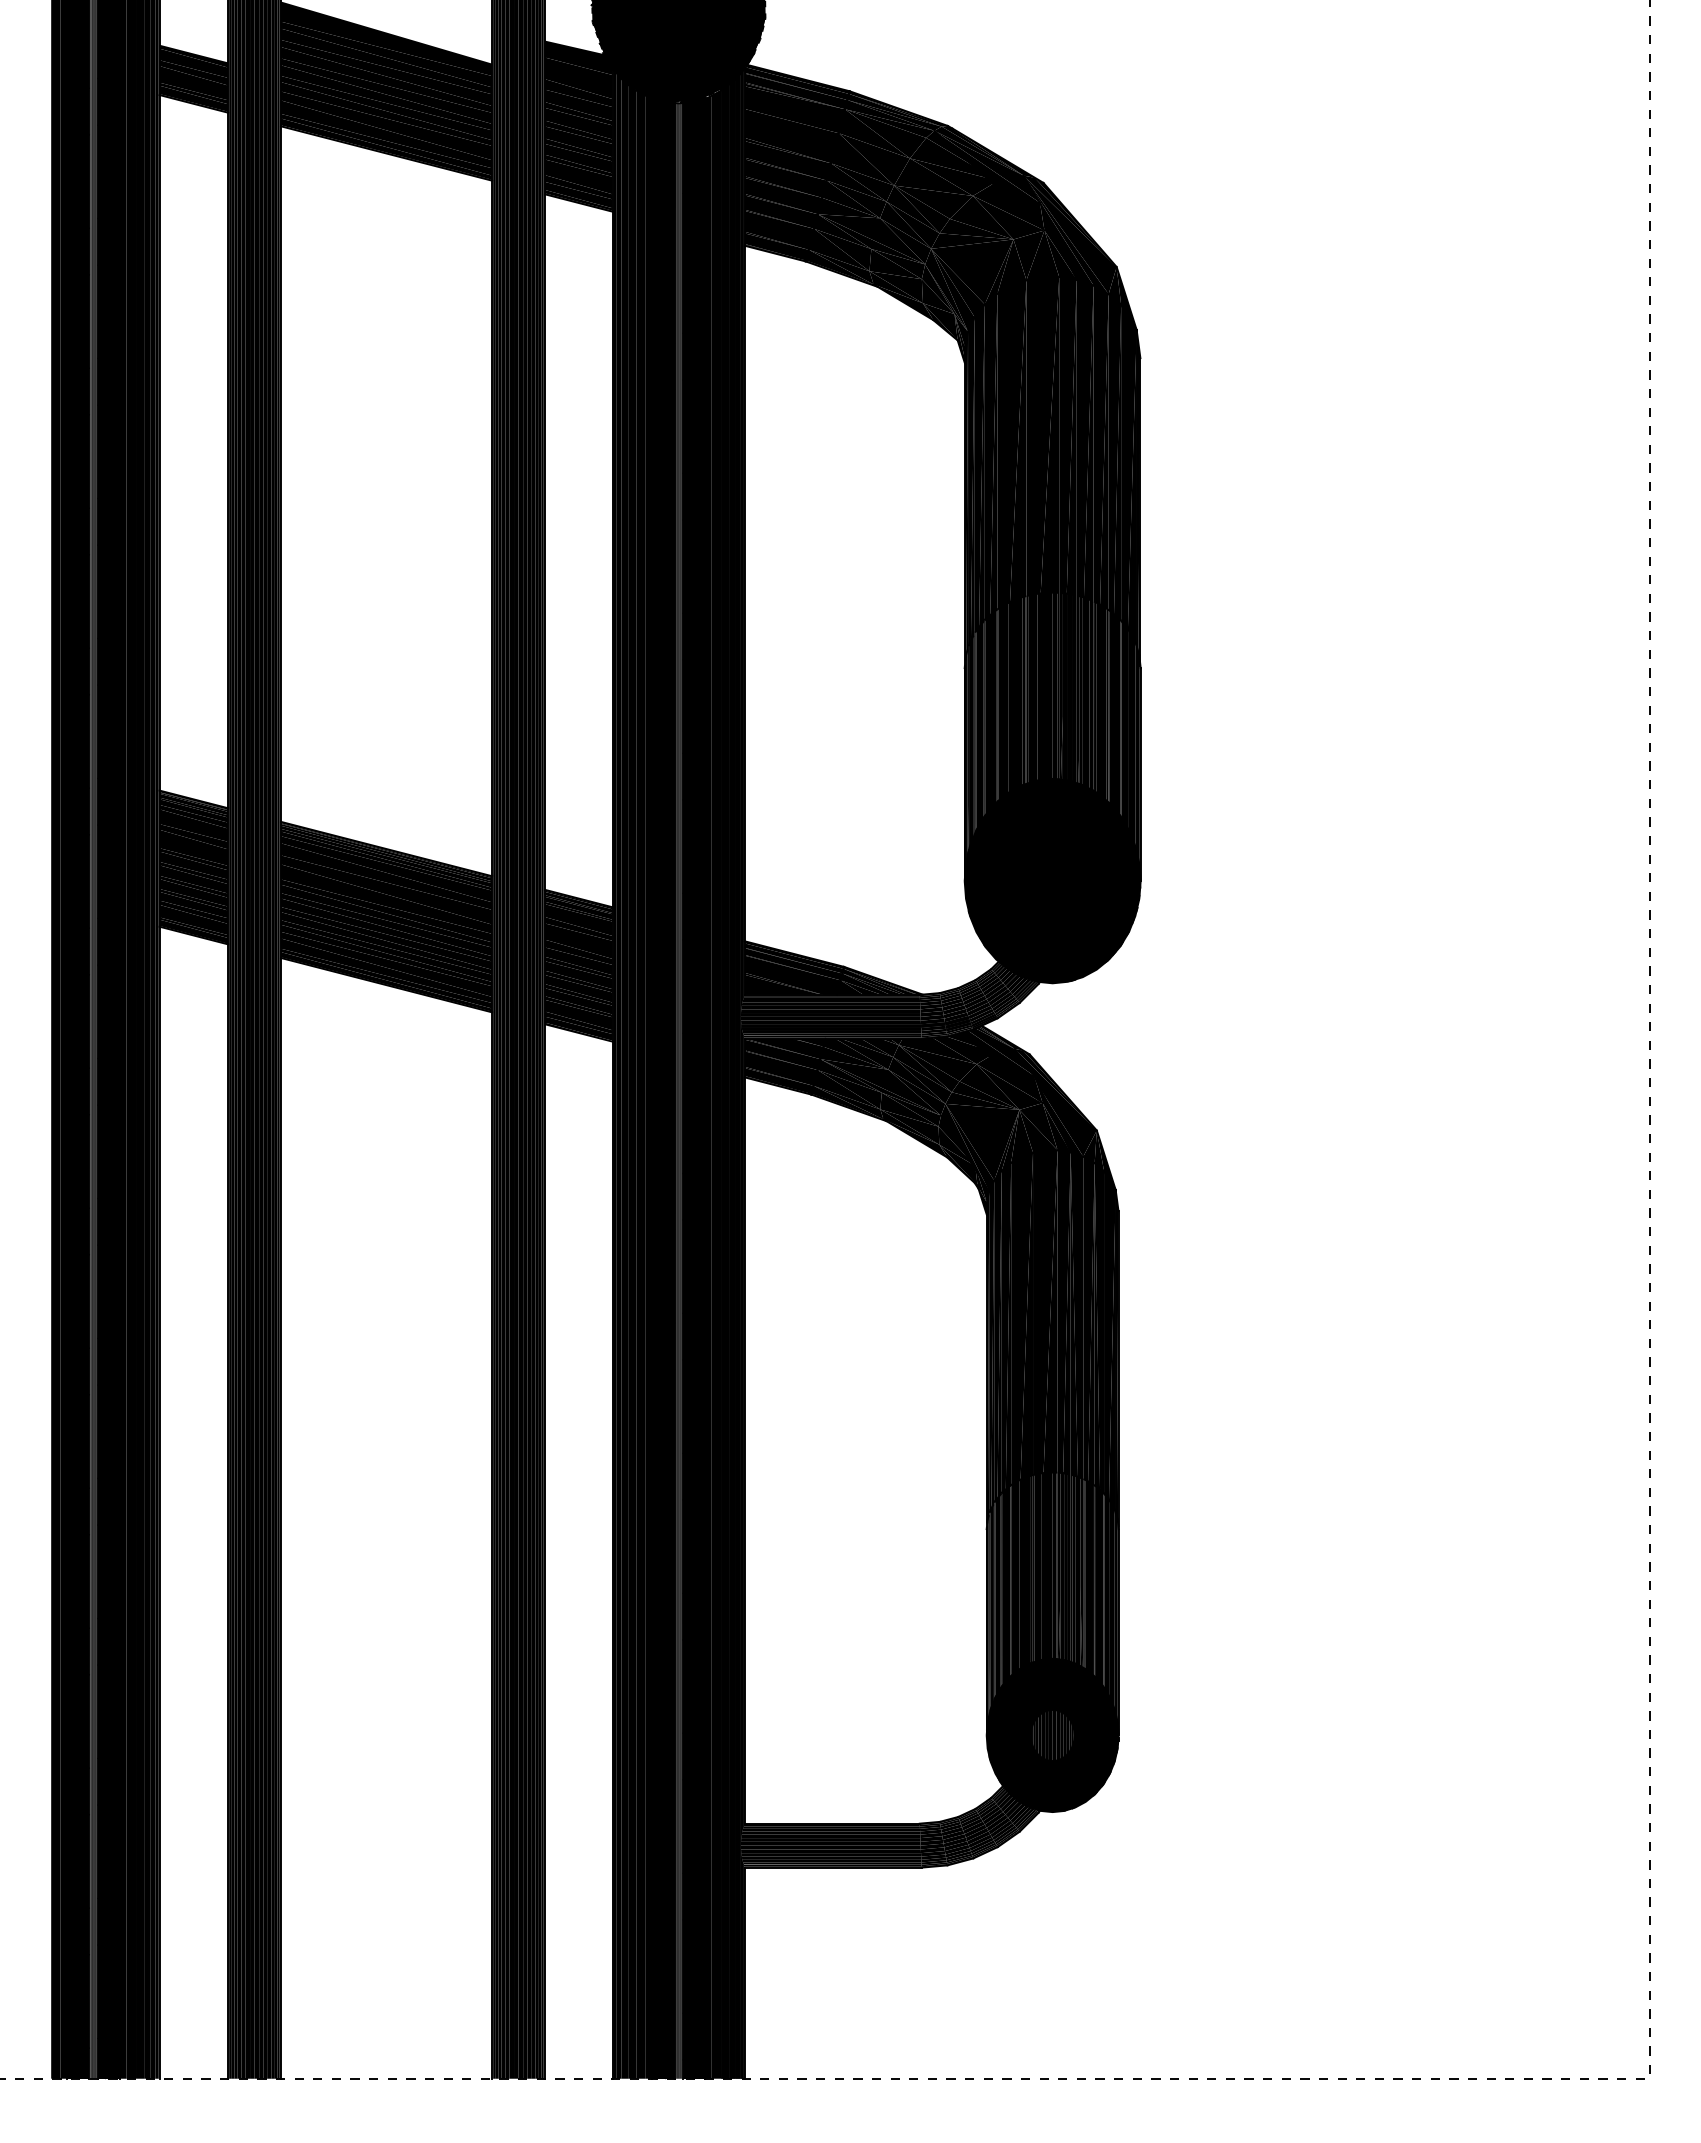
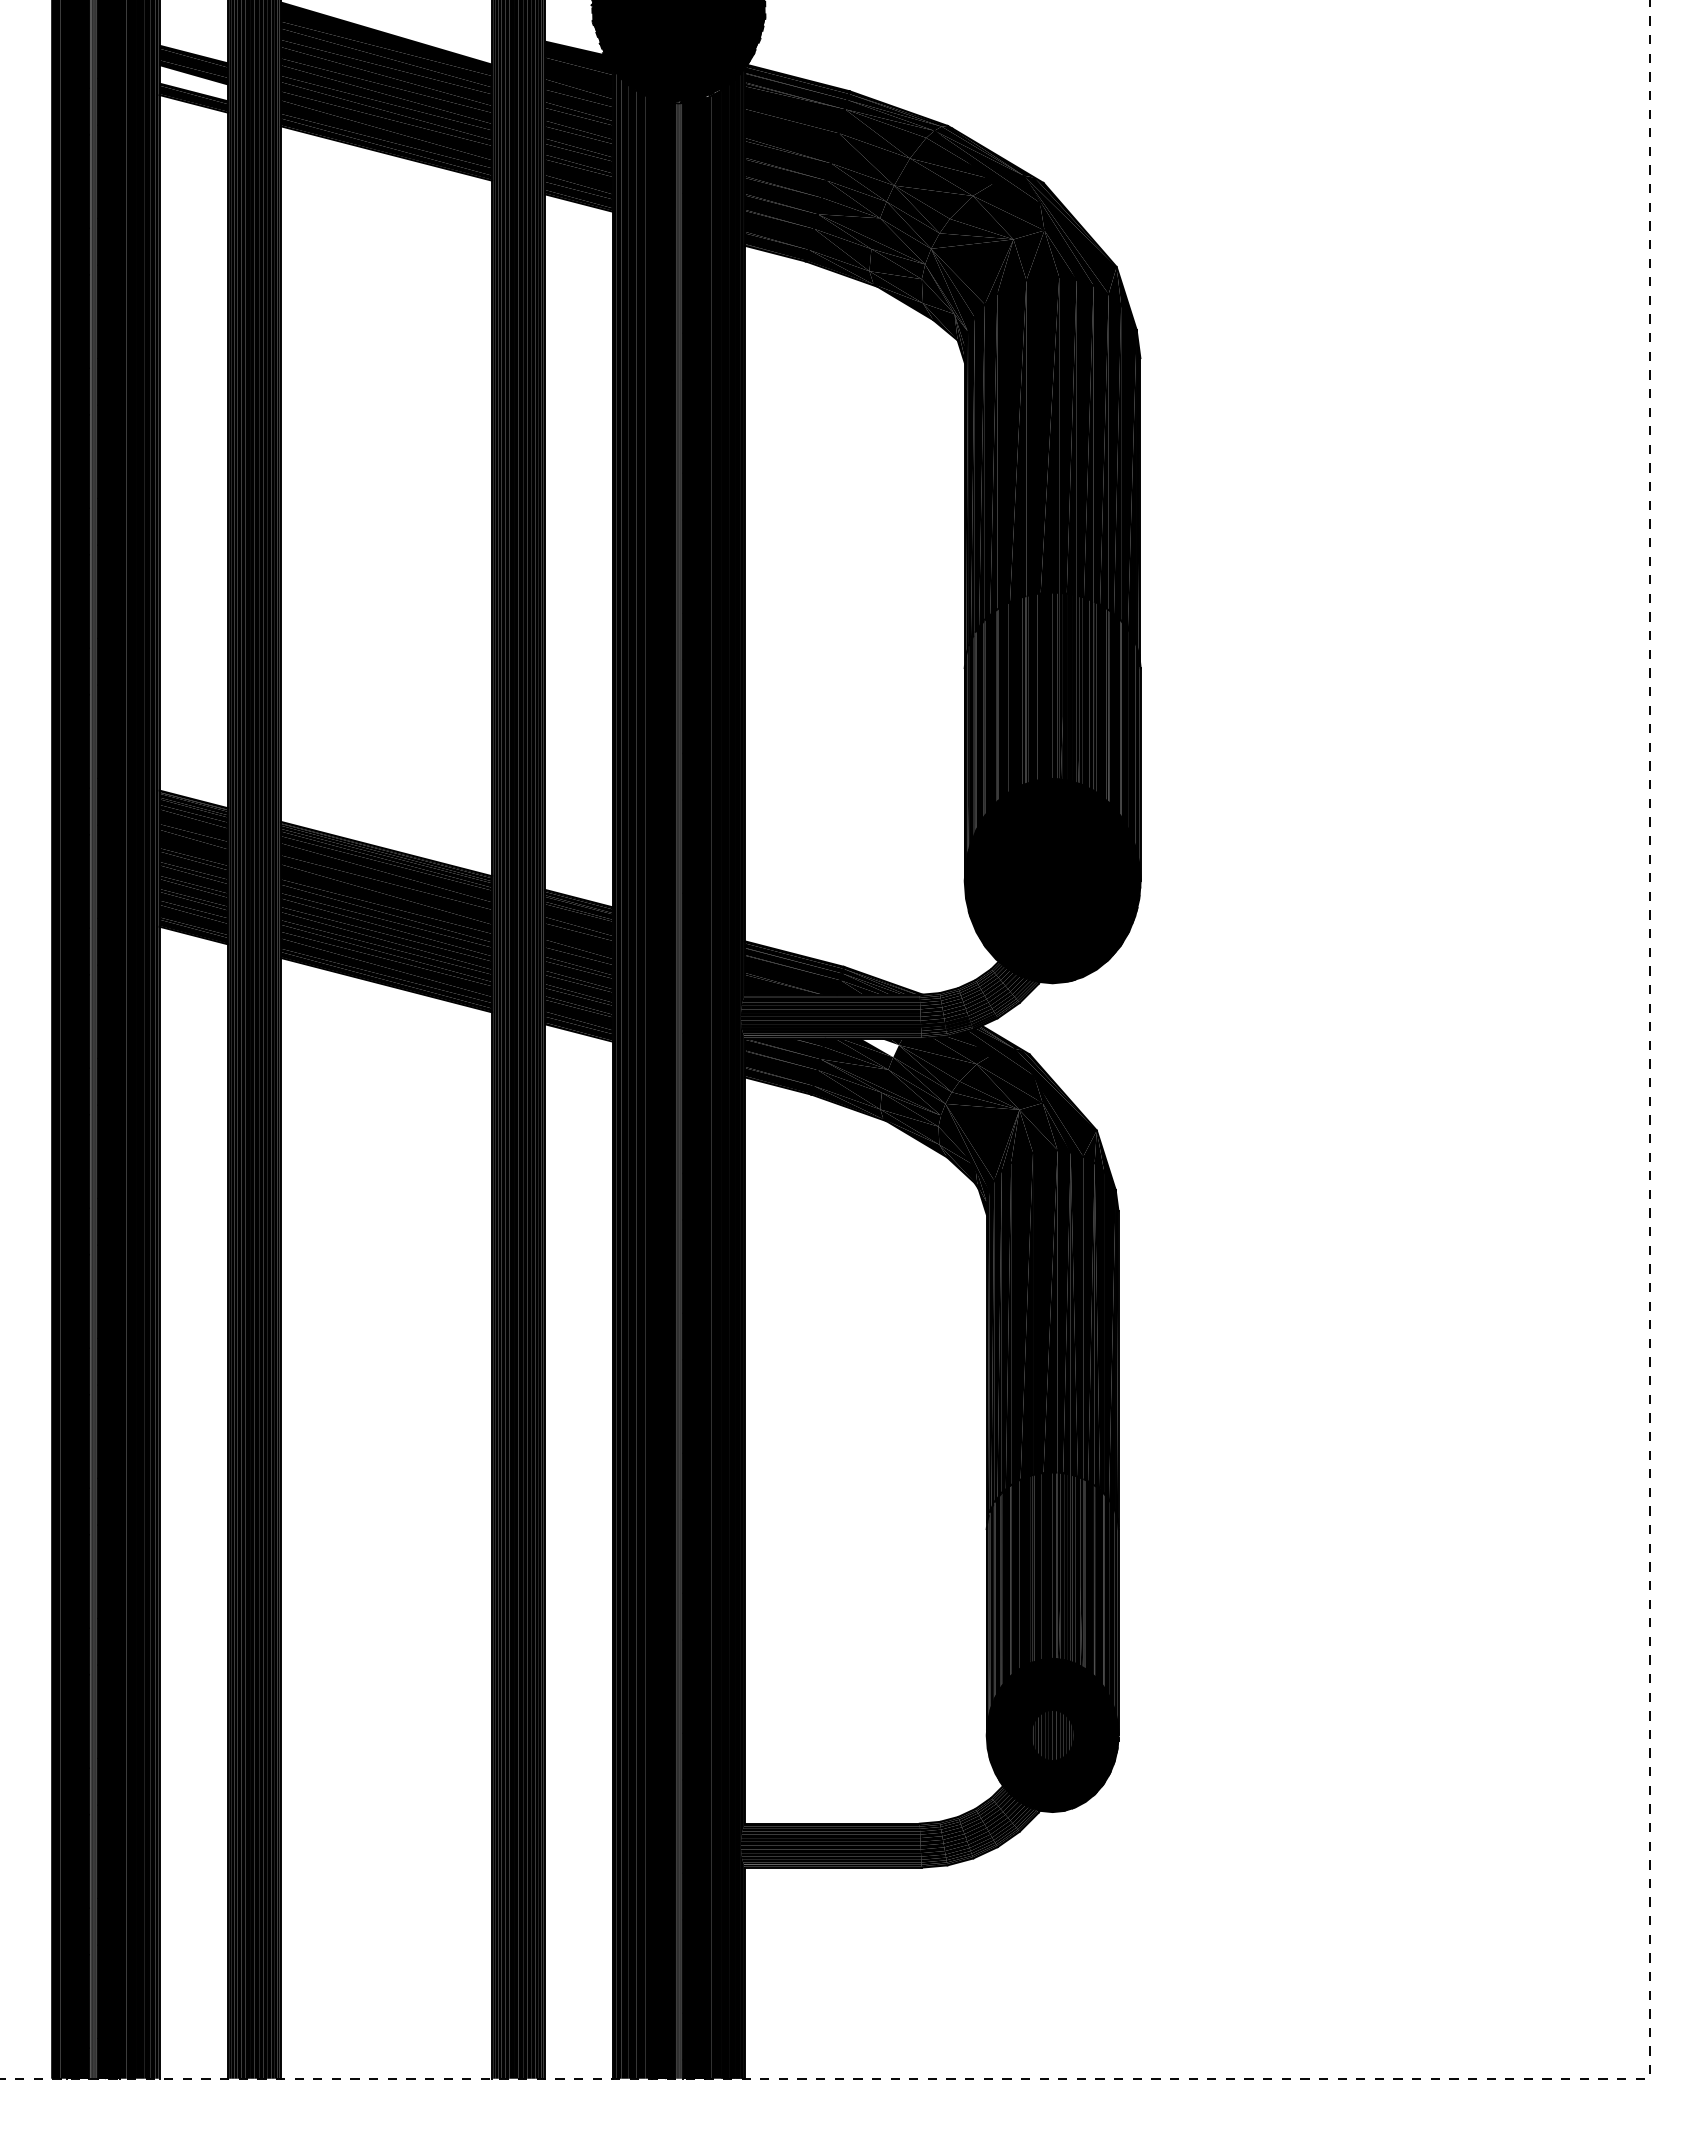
fill: present -> none (193, 83)
fill: present -> none (879, 1047)
